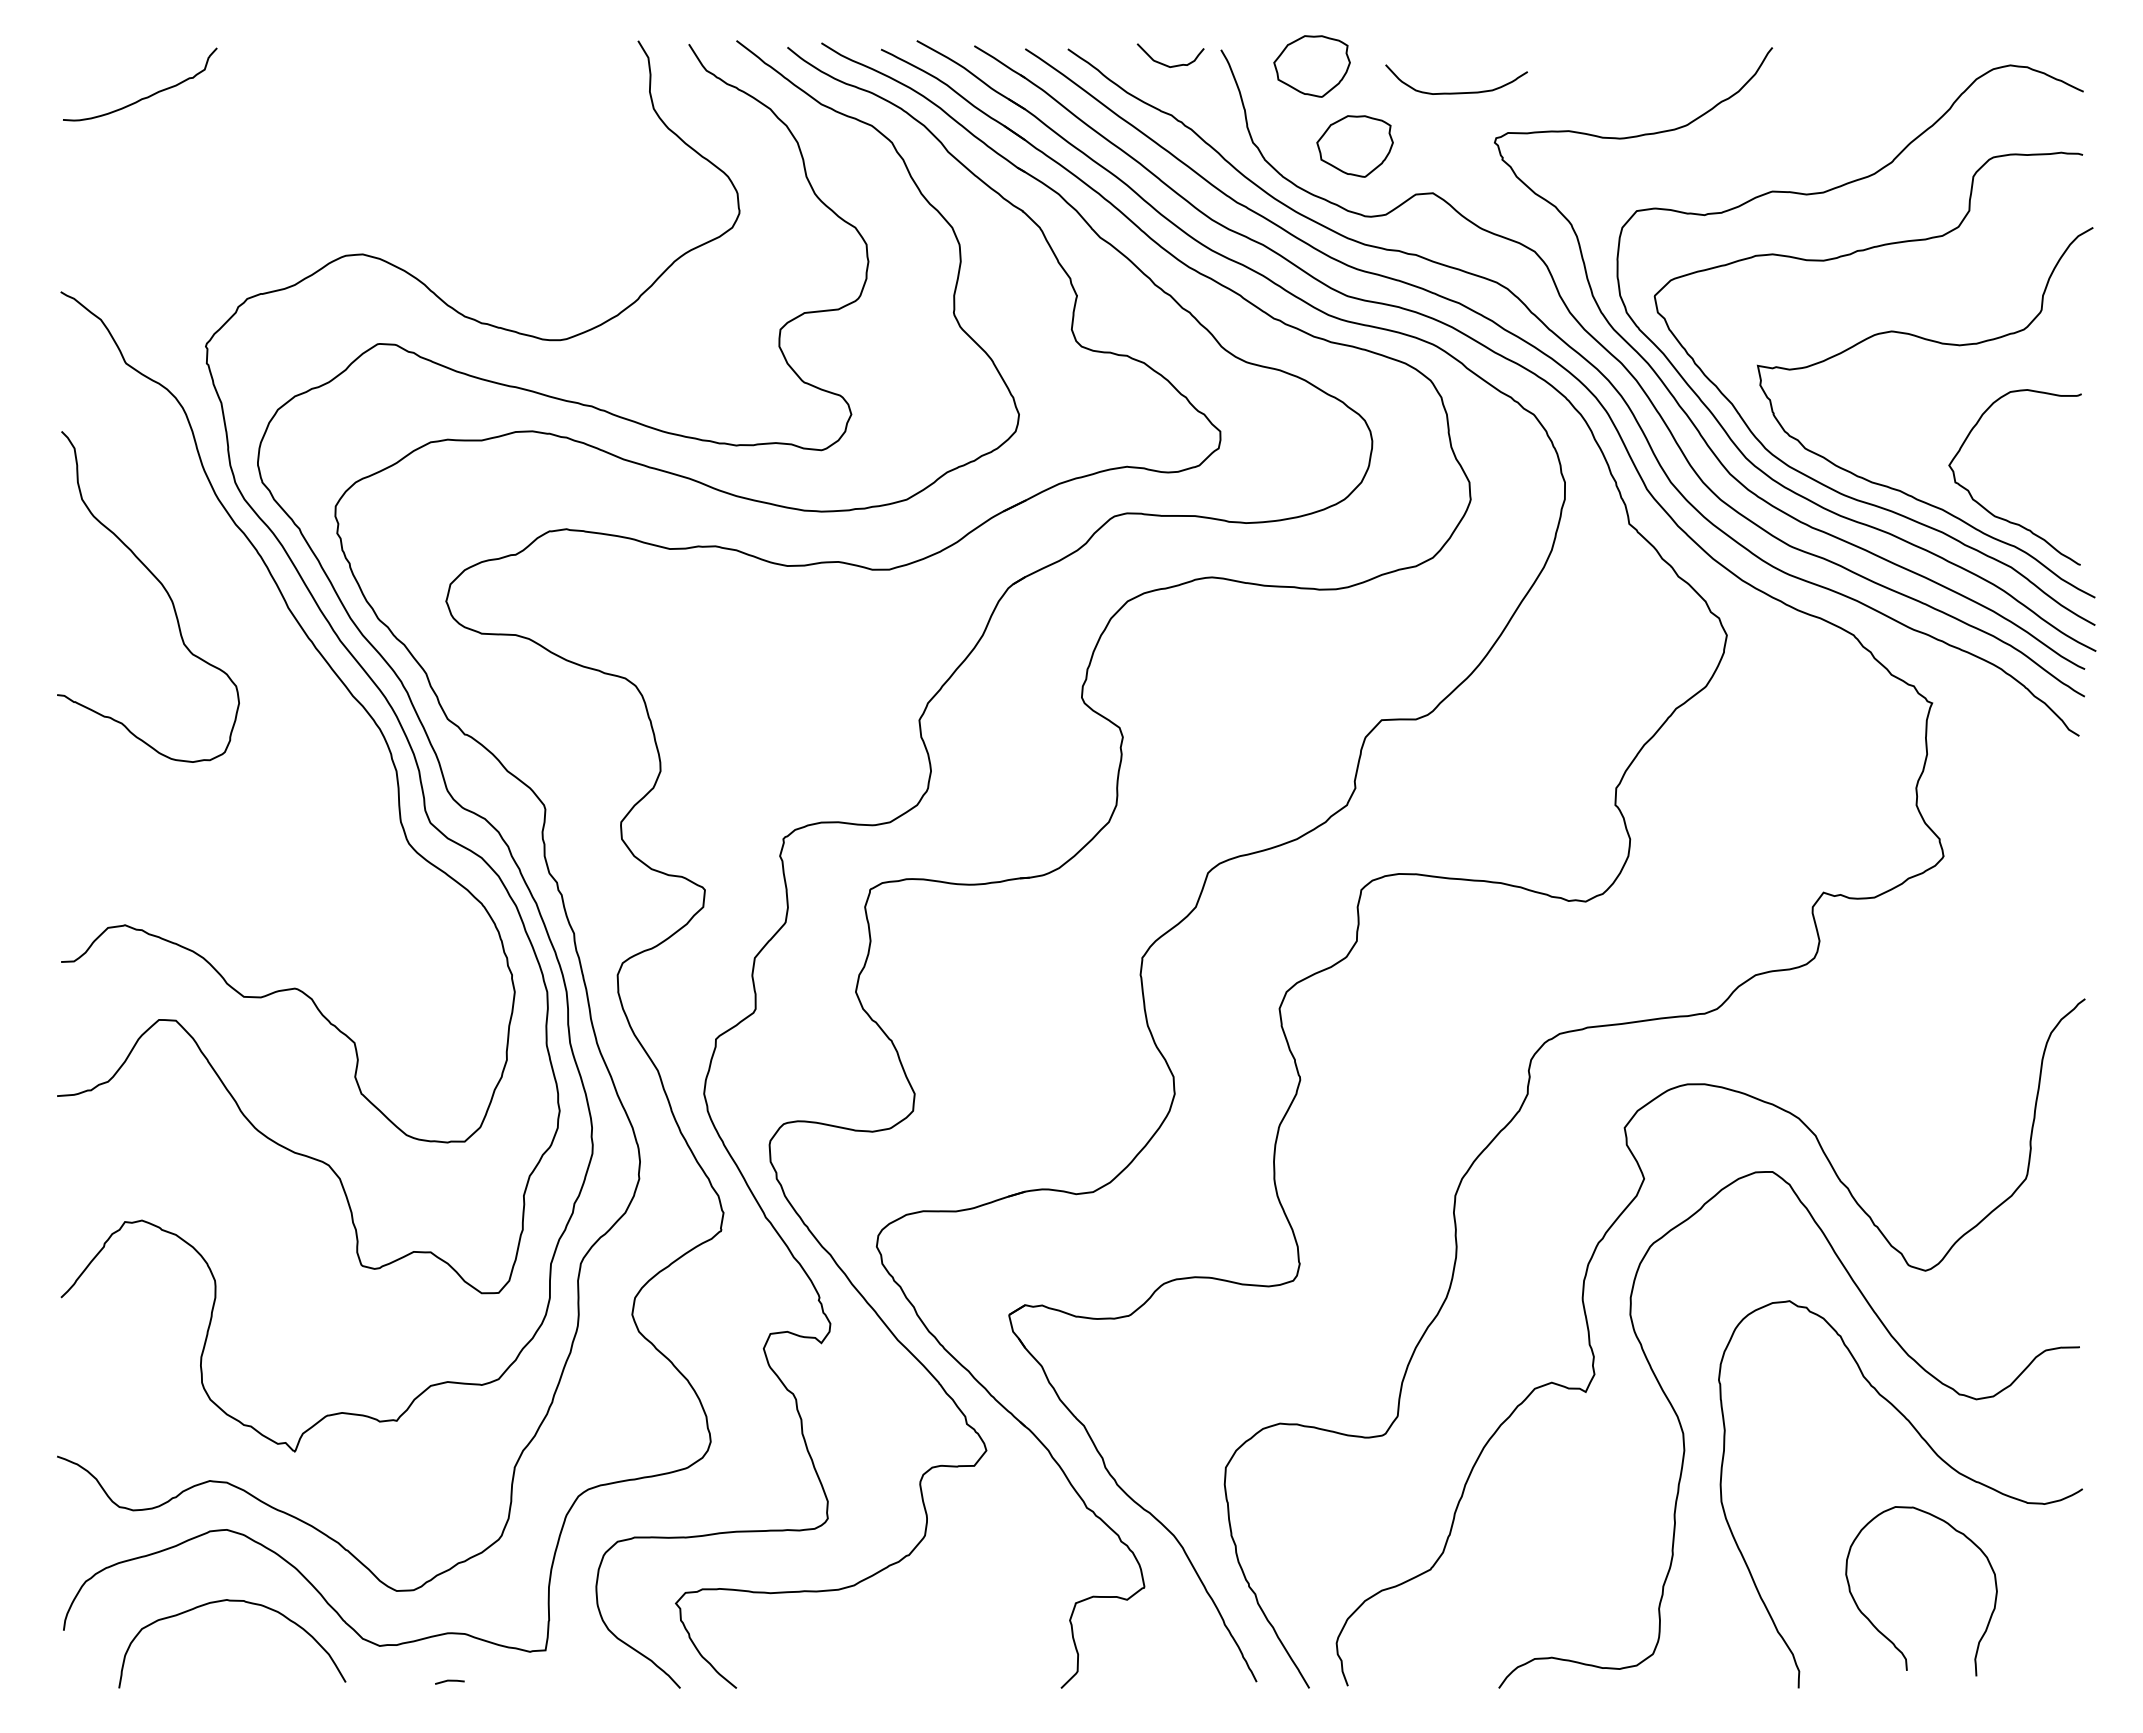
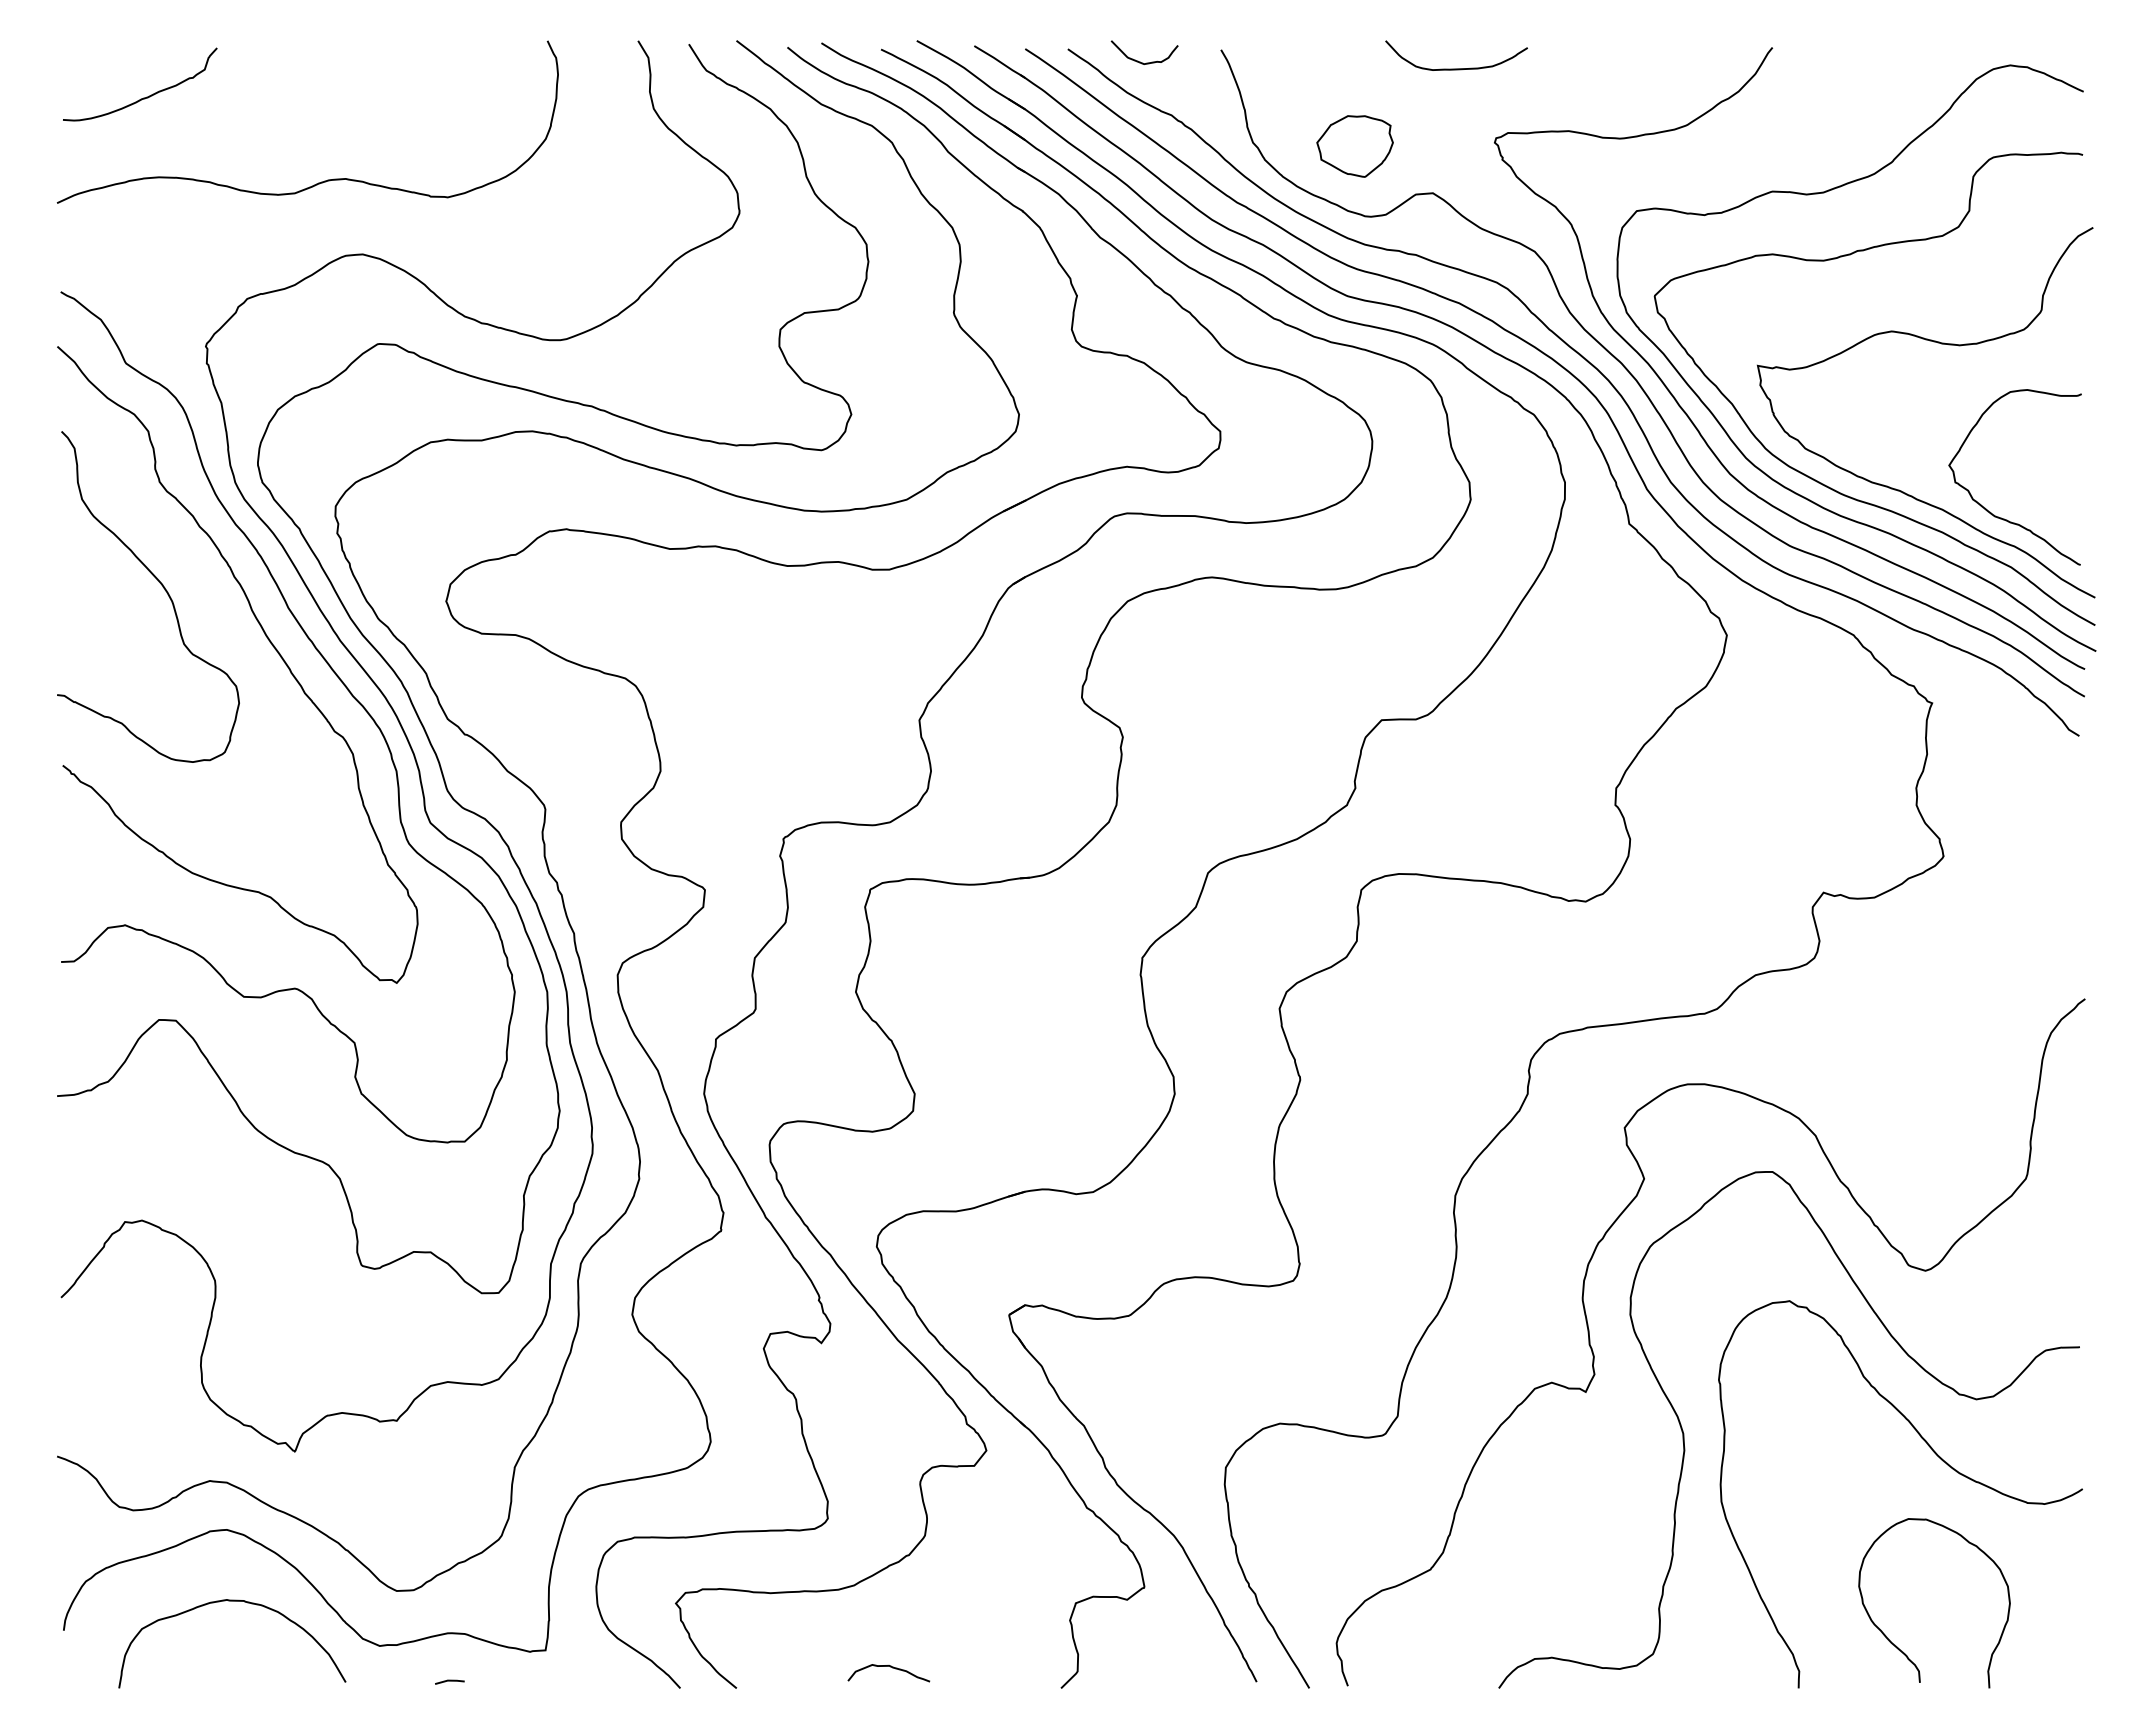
curve position: (1166, 64) -> (1140, 61) (1140, 61)
part: present -> none (1311, 66)
curve position: (1456, 92) -> (1456, 68) (1456, 68)
curve: none -> present (327, 179)
curve: none -> present (269, 642)
curve position: (1883, 1633) -> (1896, 1645) (1896, 1645)
curve: none -> present (890, 1667)
